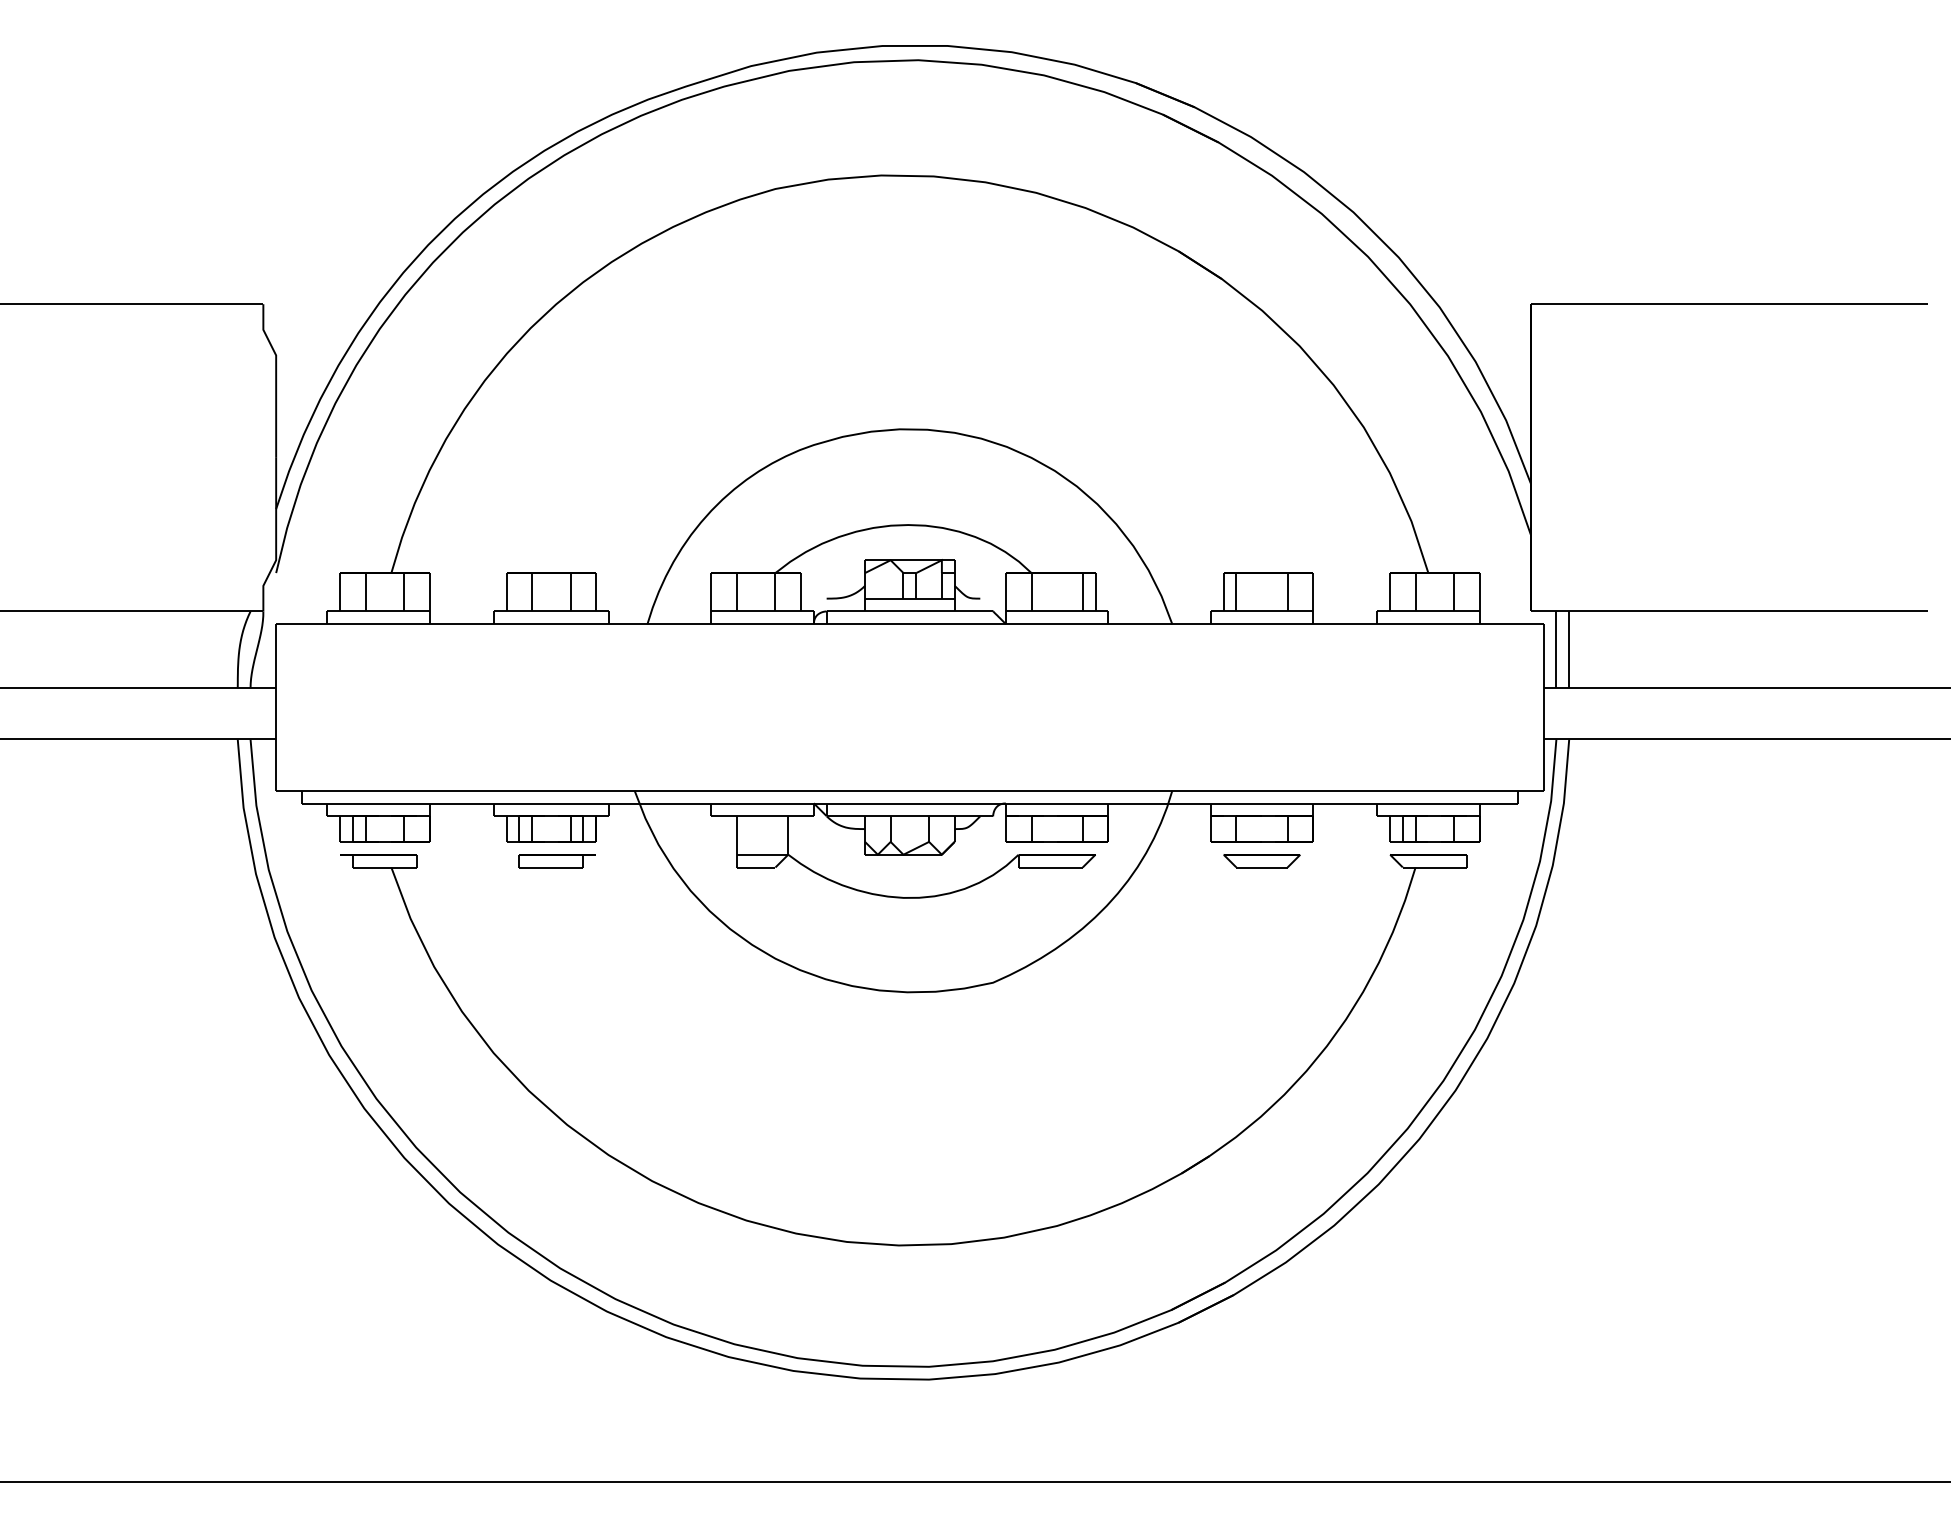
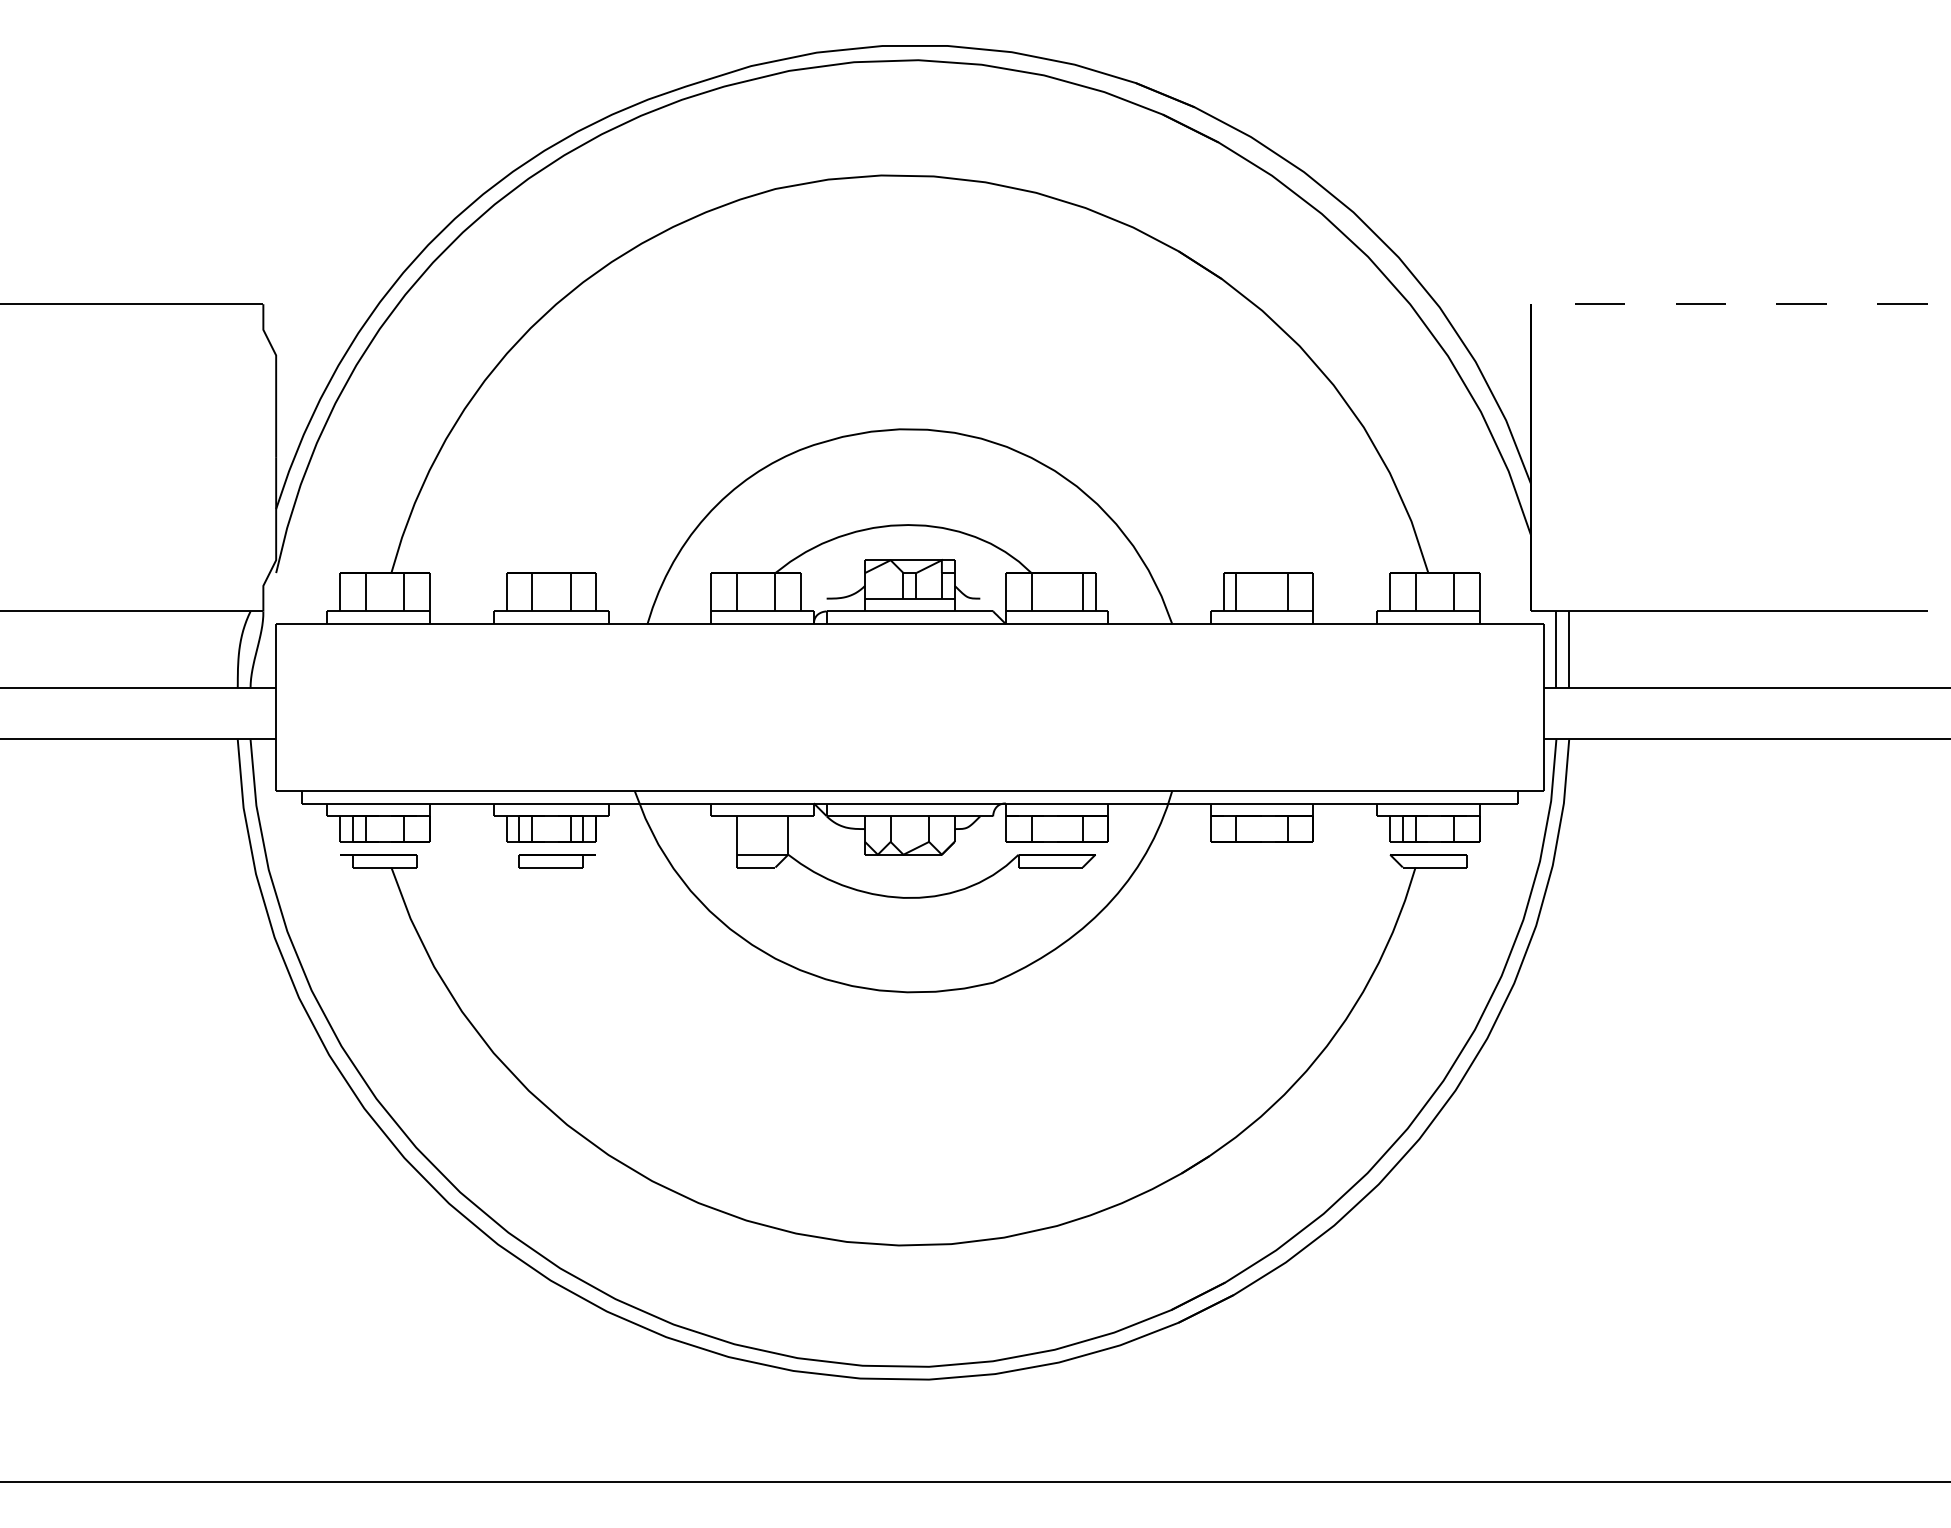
line: solid -> dashed (1728, 304)
part: present -> none (1261, 861)
